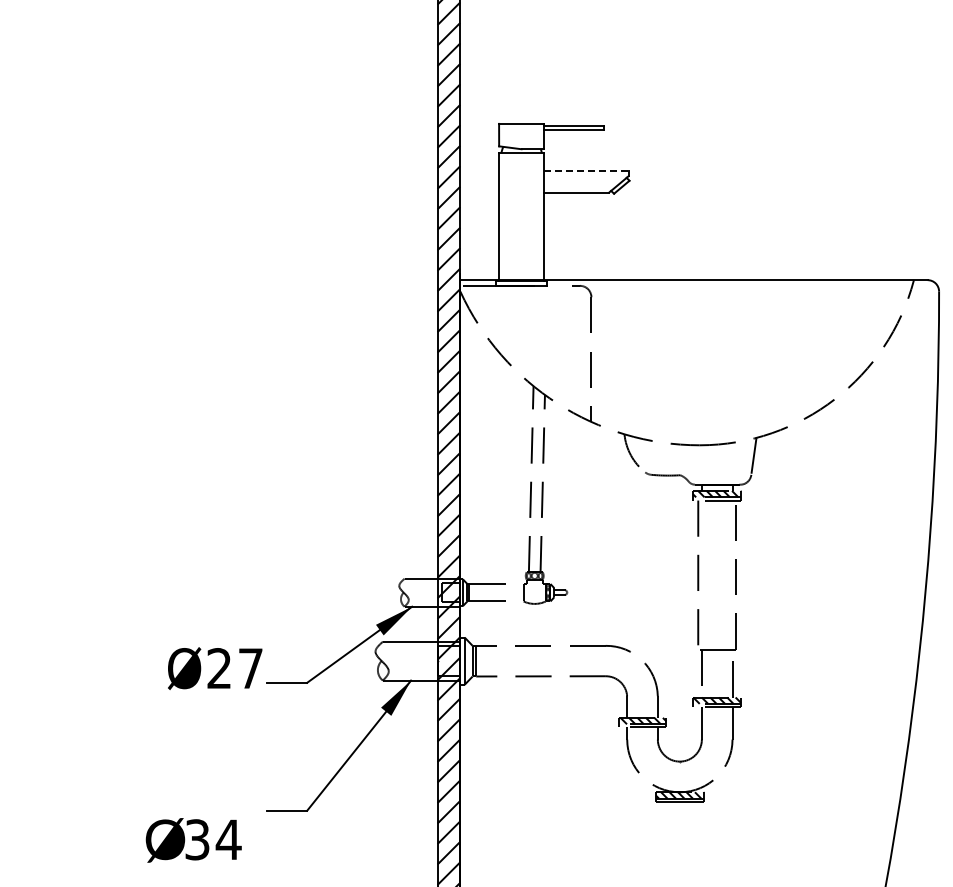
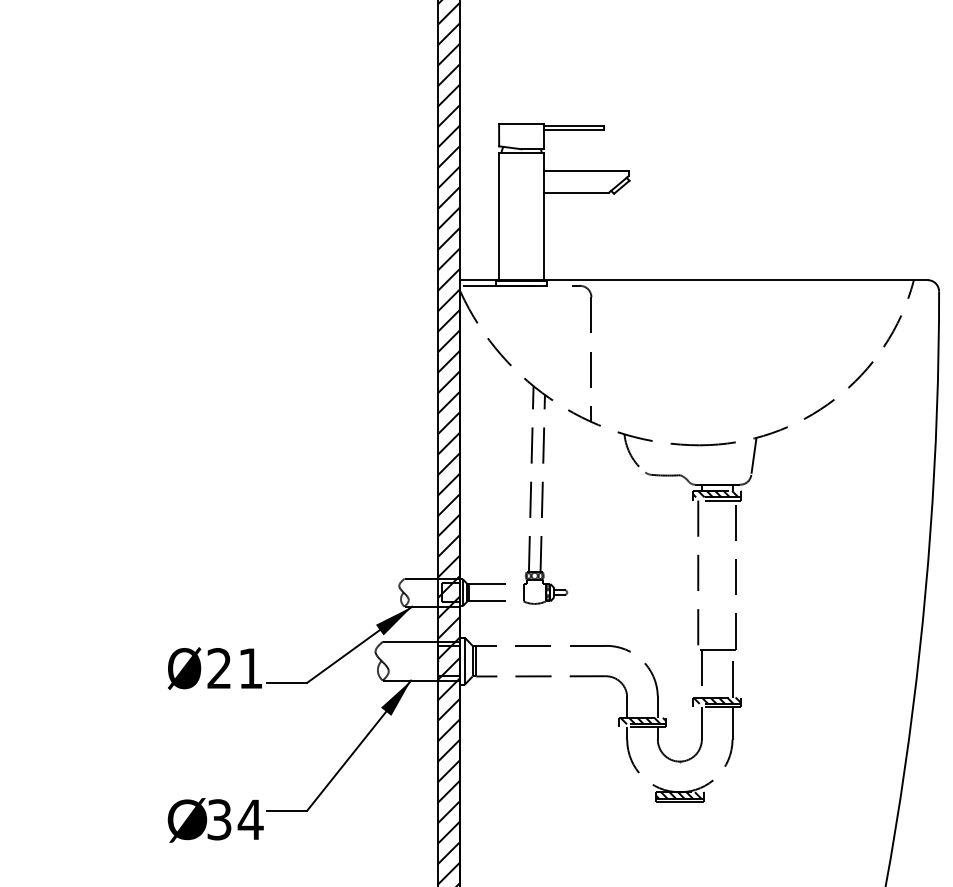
line: dashed -> solid (586, 171)
text: Ø27 -> Ø21 (250, 668)
text position: (193, 840) -> (215, 820) (215, 820)
